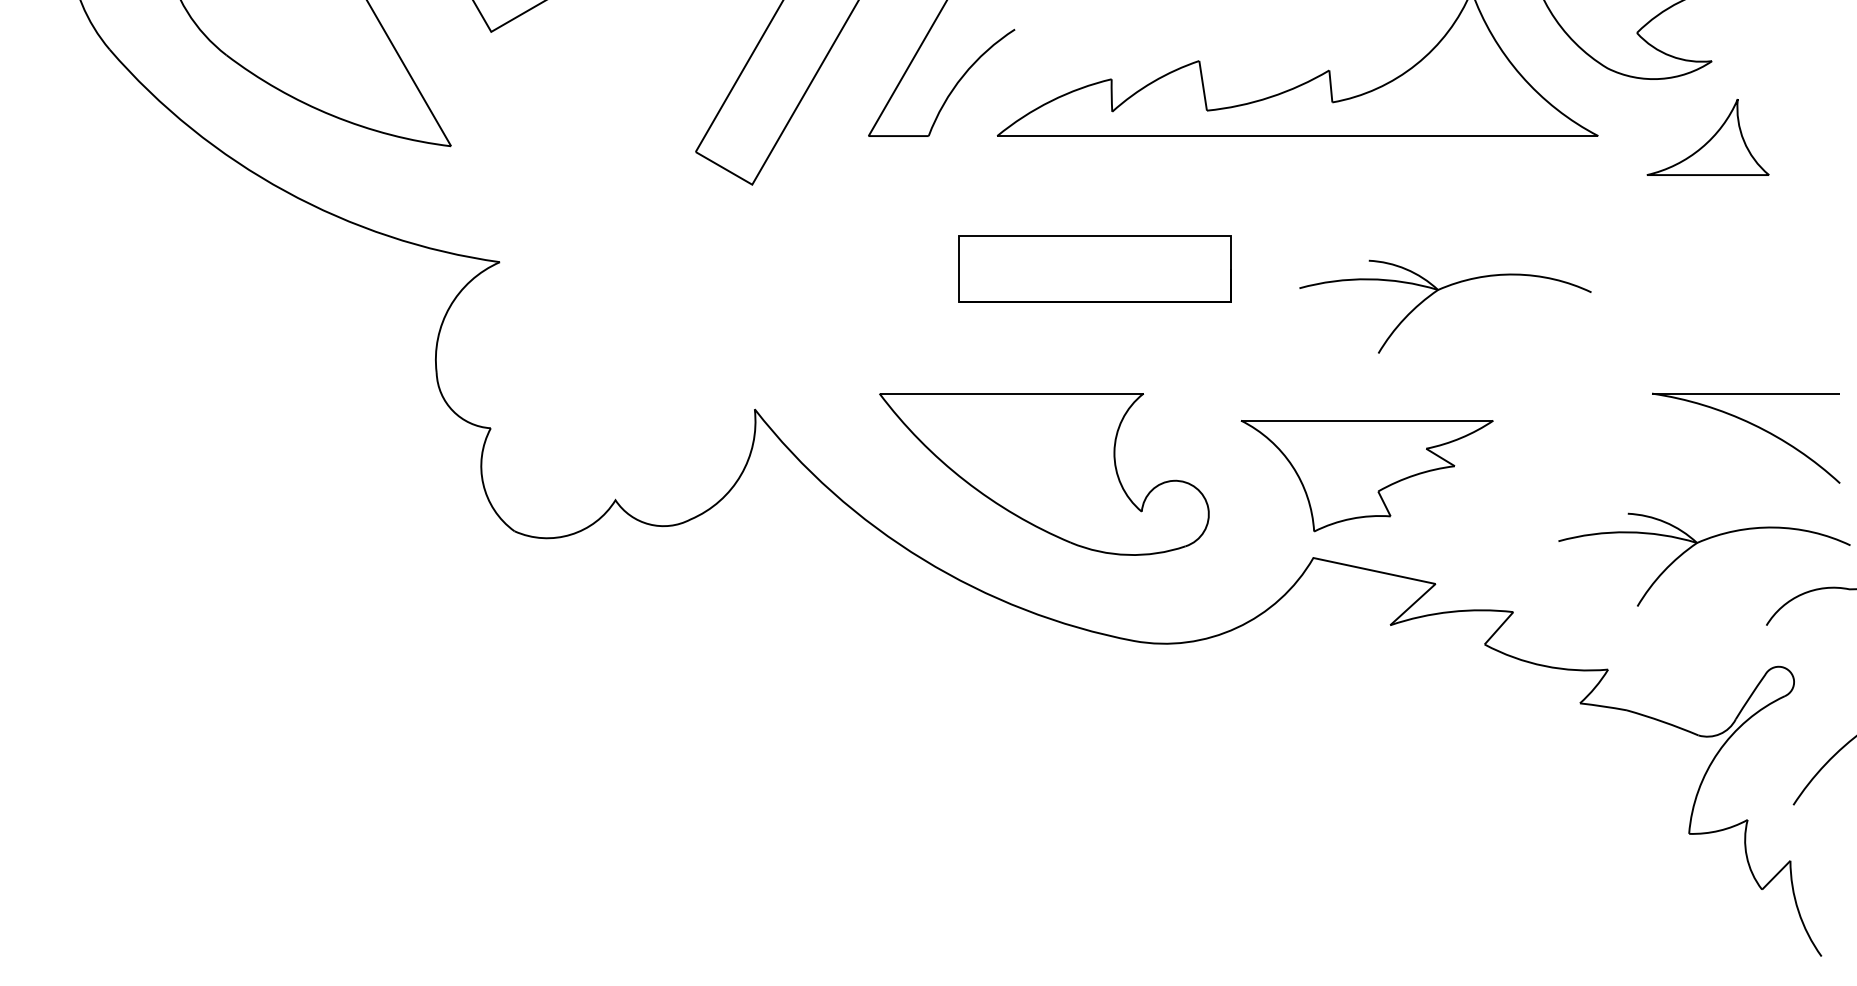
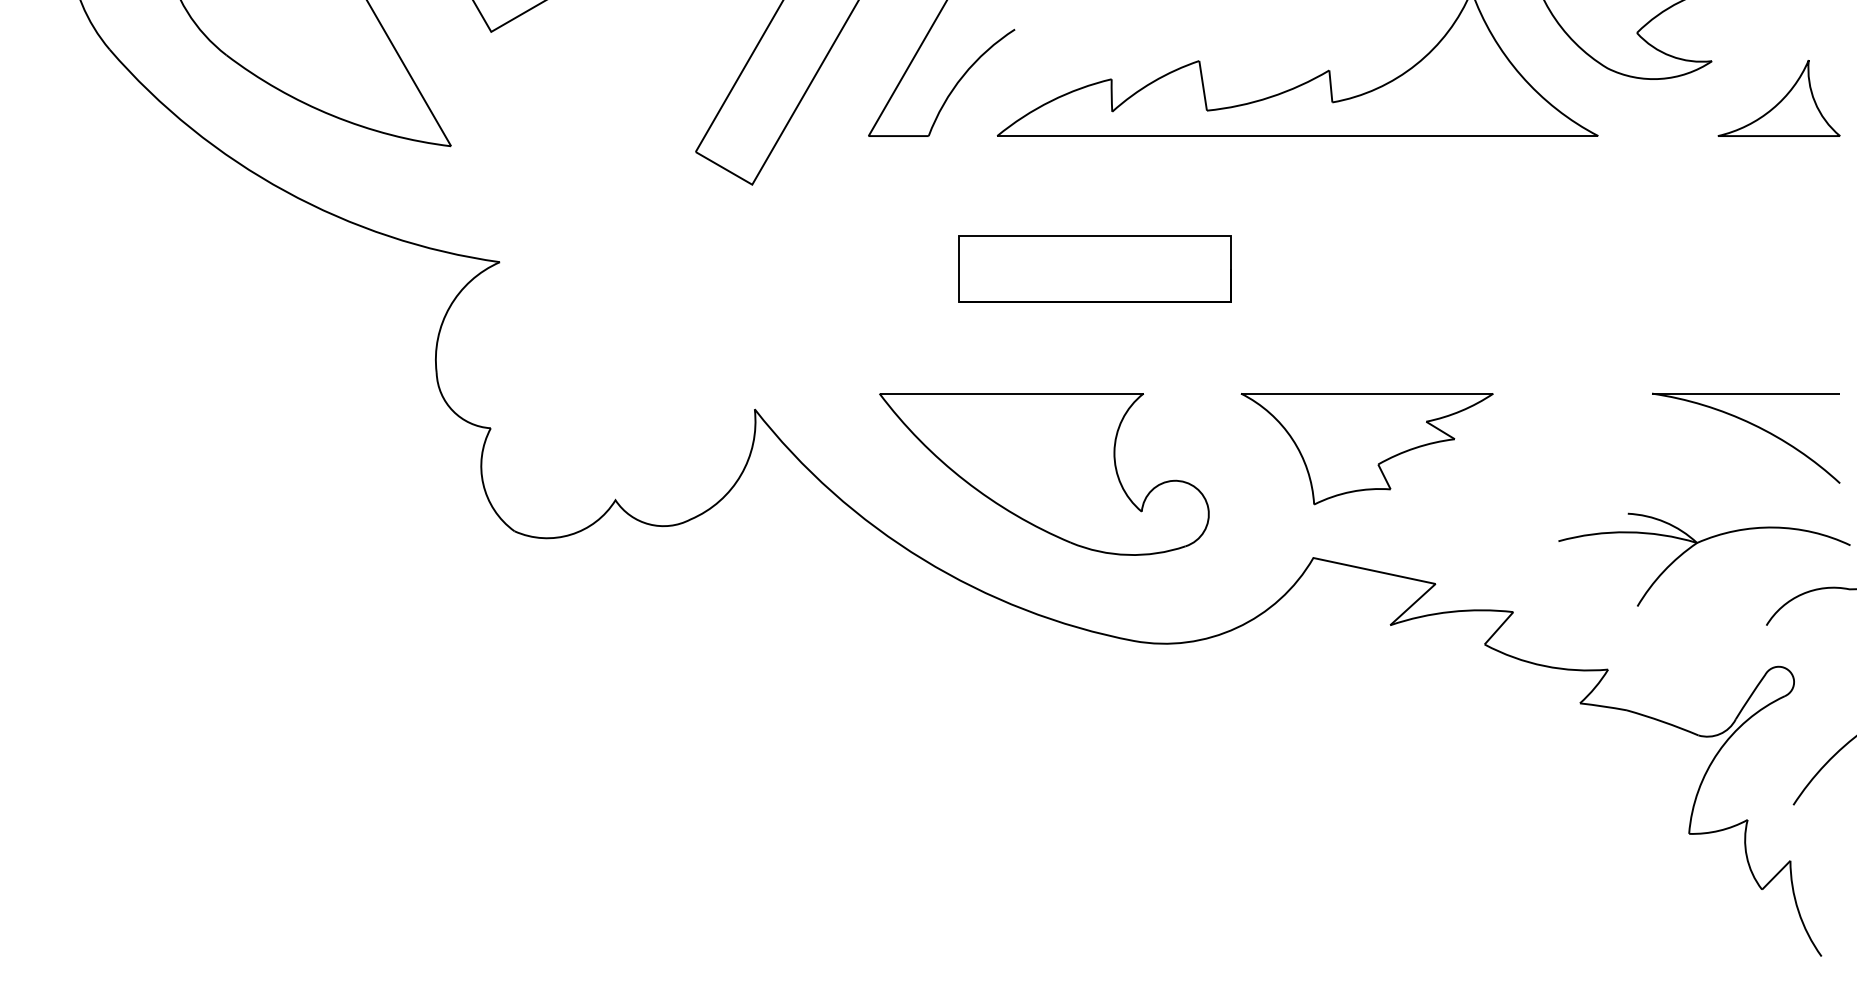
part position: (1707, 137) -> (1778, 98) (1778, 98)
part: present -> none (1436, 292)
part position: (1366, 476) -> (1366, 449) (1366, 449)
